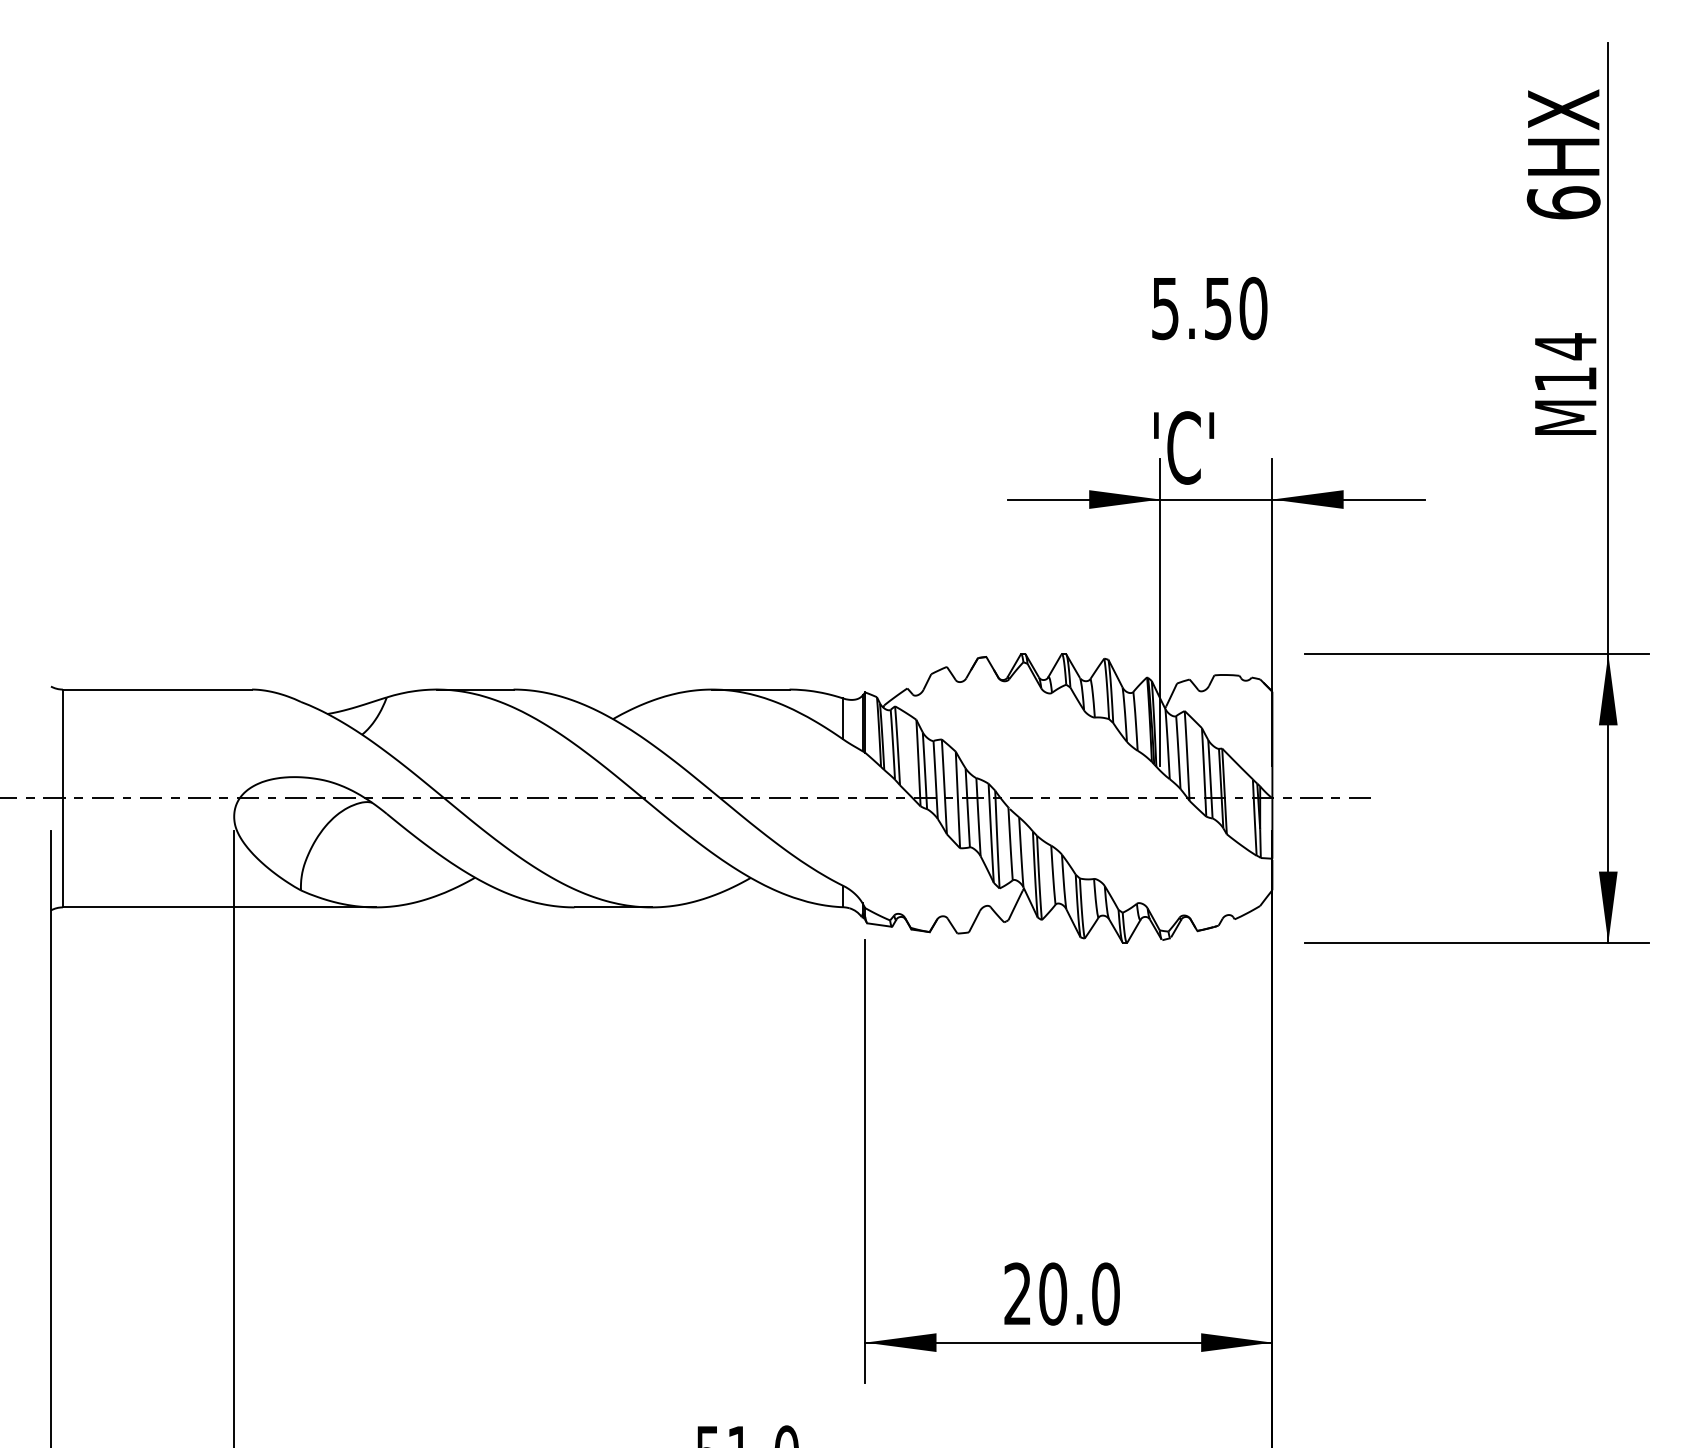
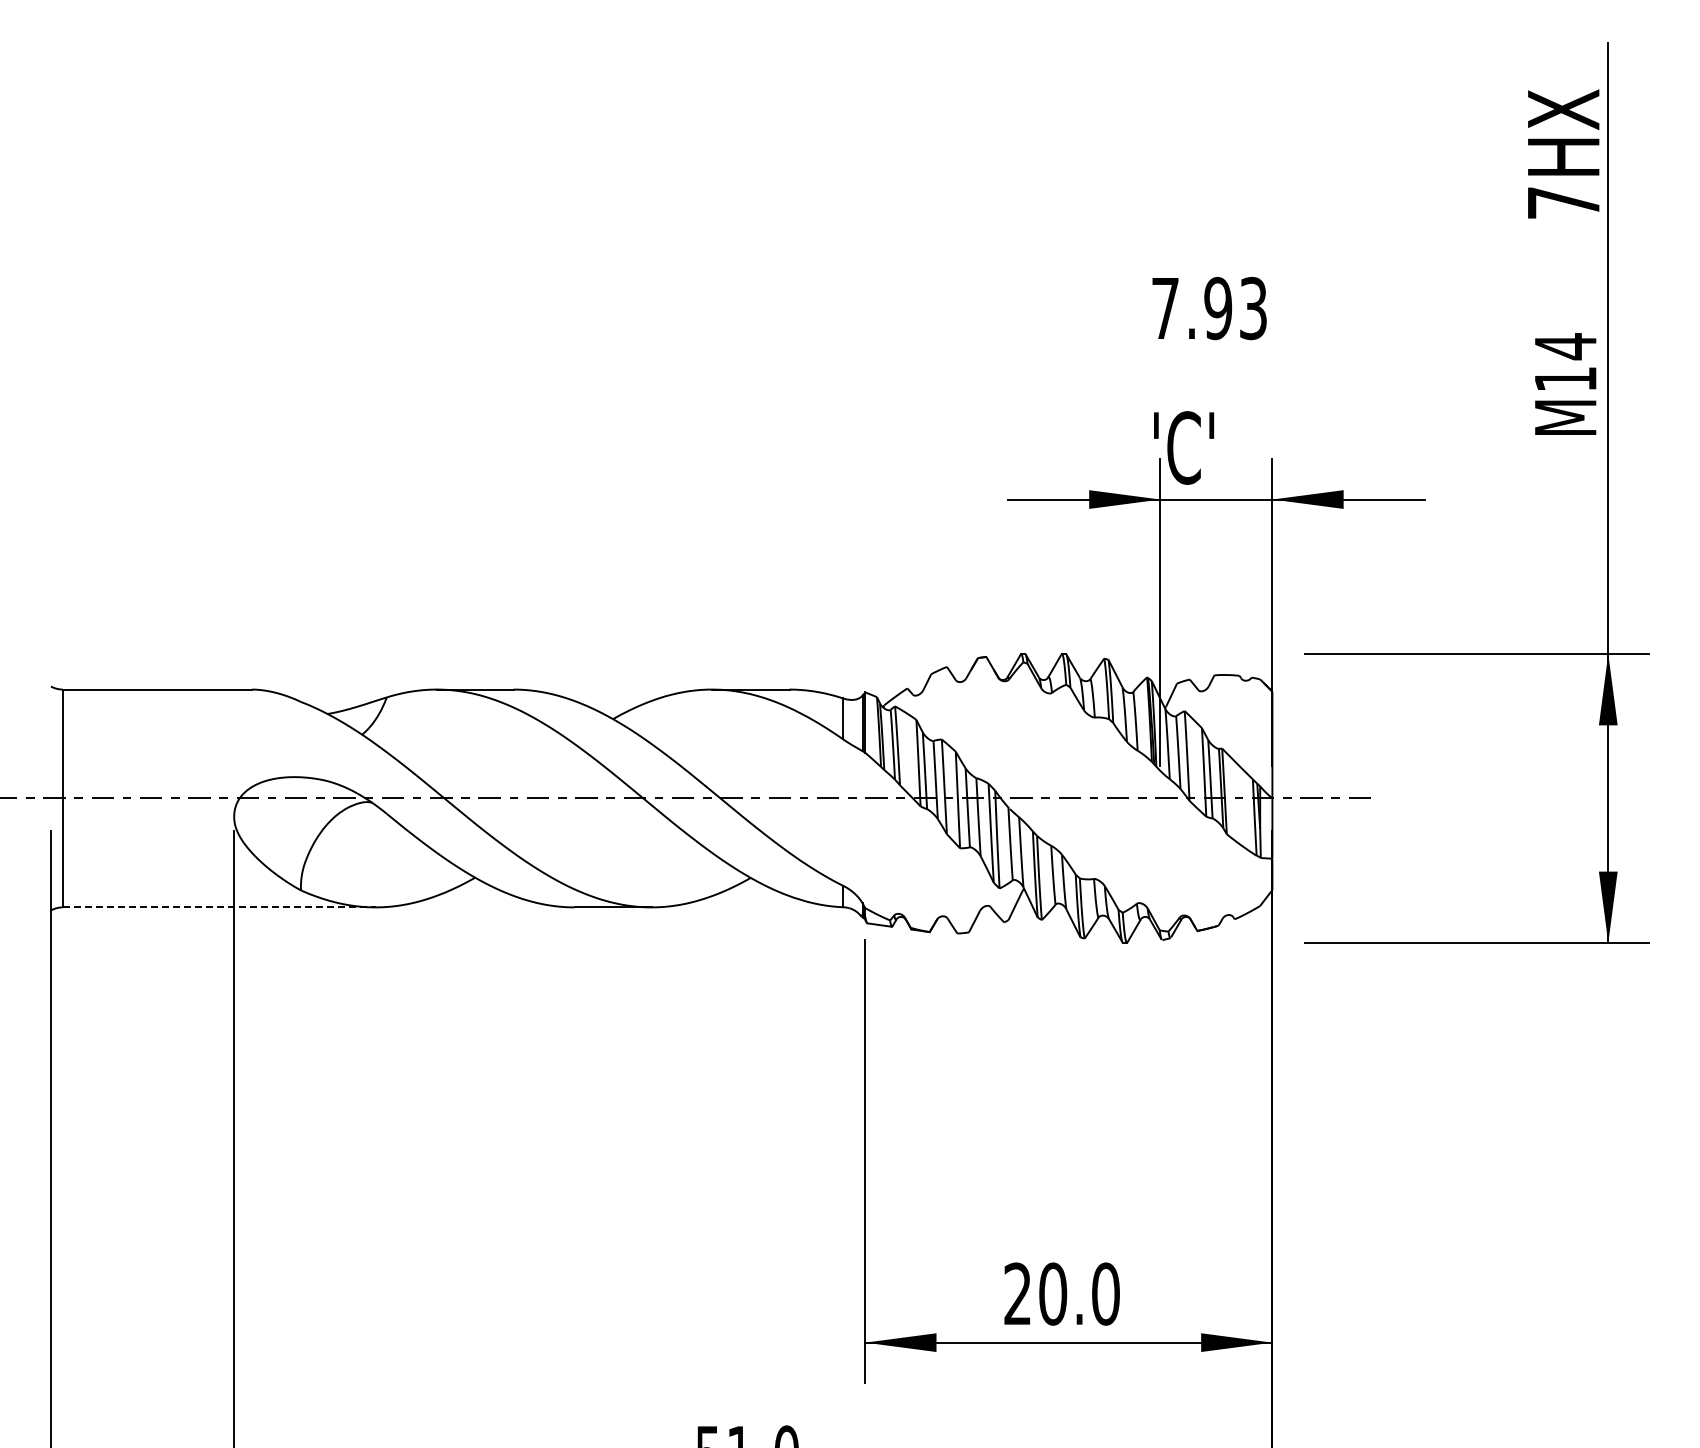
text: 6HX -> 7HX (1563, 202)
text: 5.50 -> 7.93 (1209, 308)
line: solid -> dashed (219, 907)
